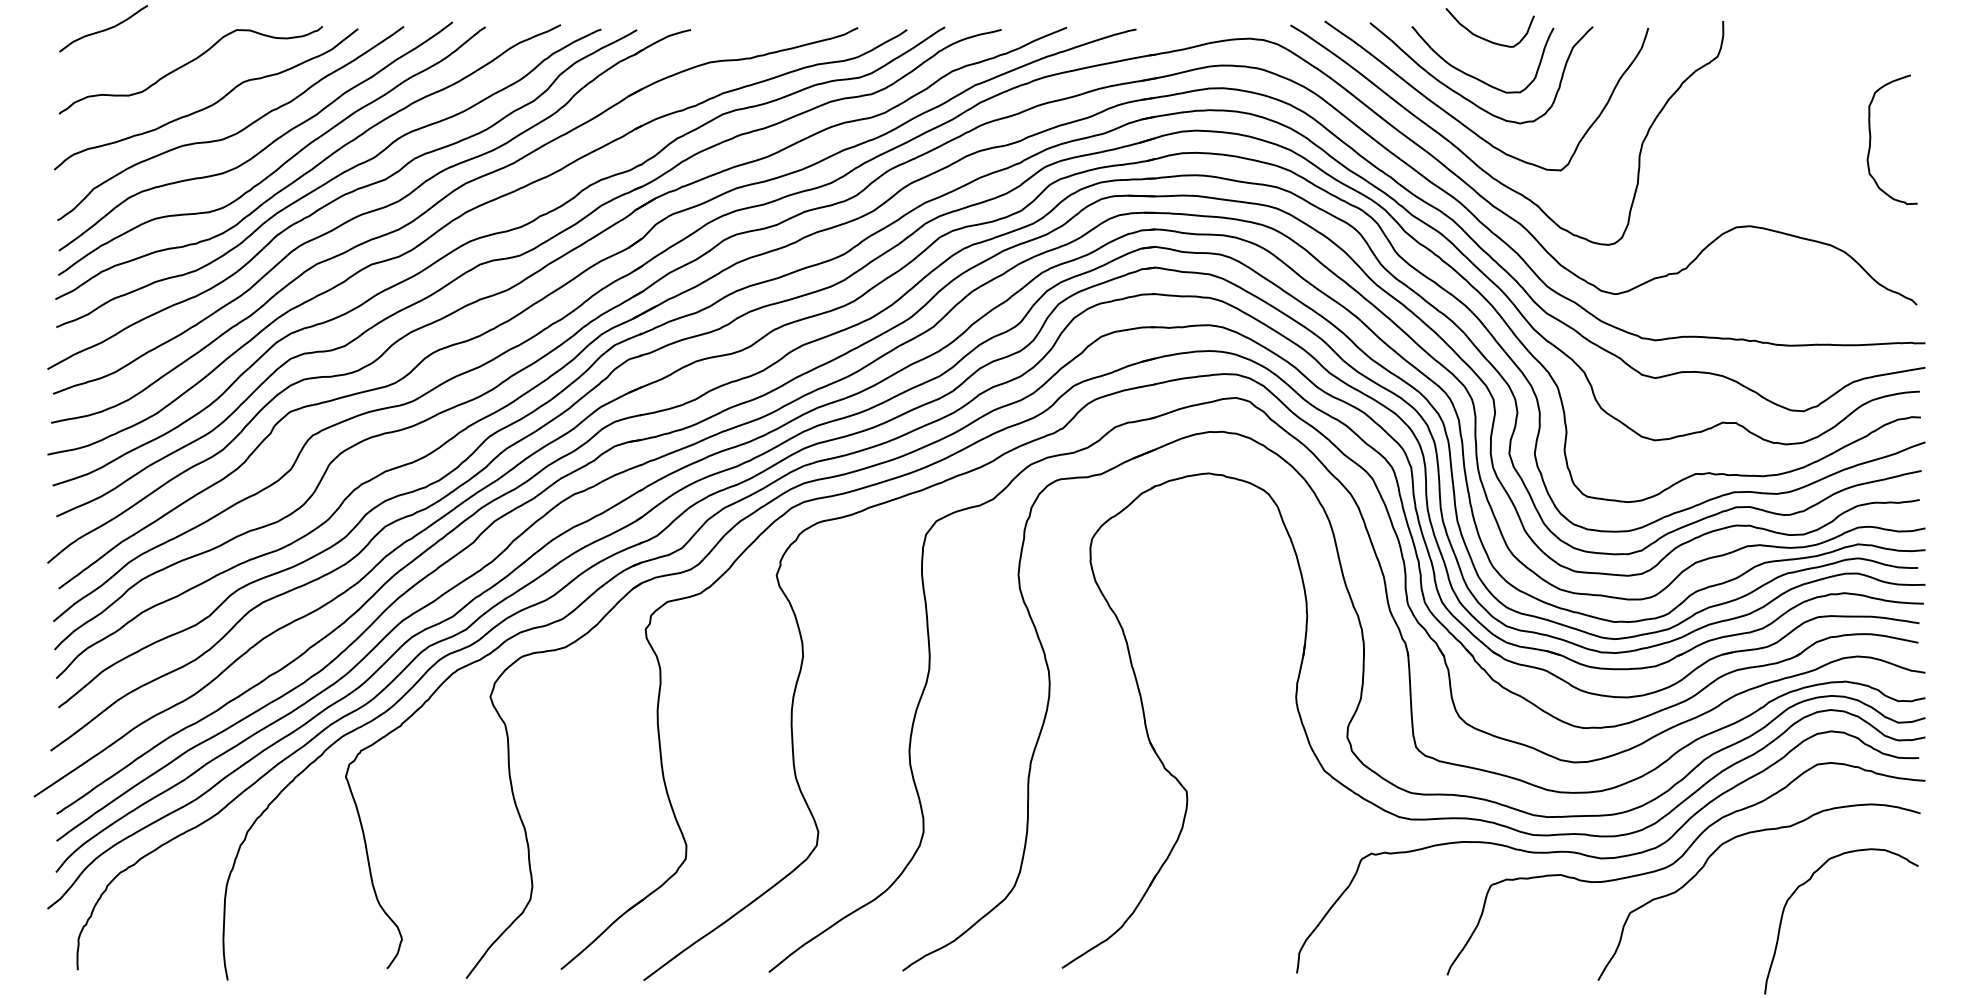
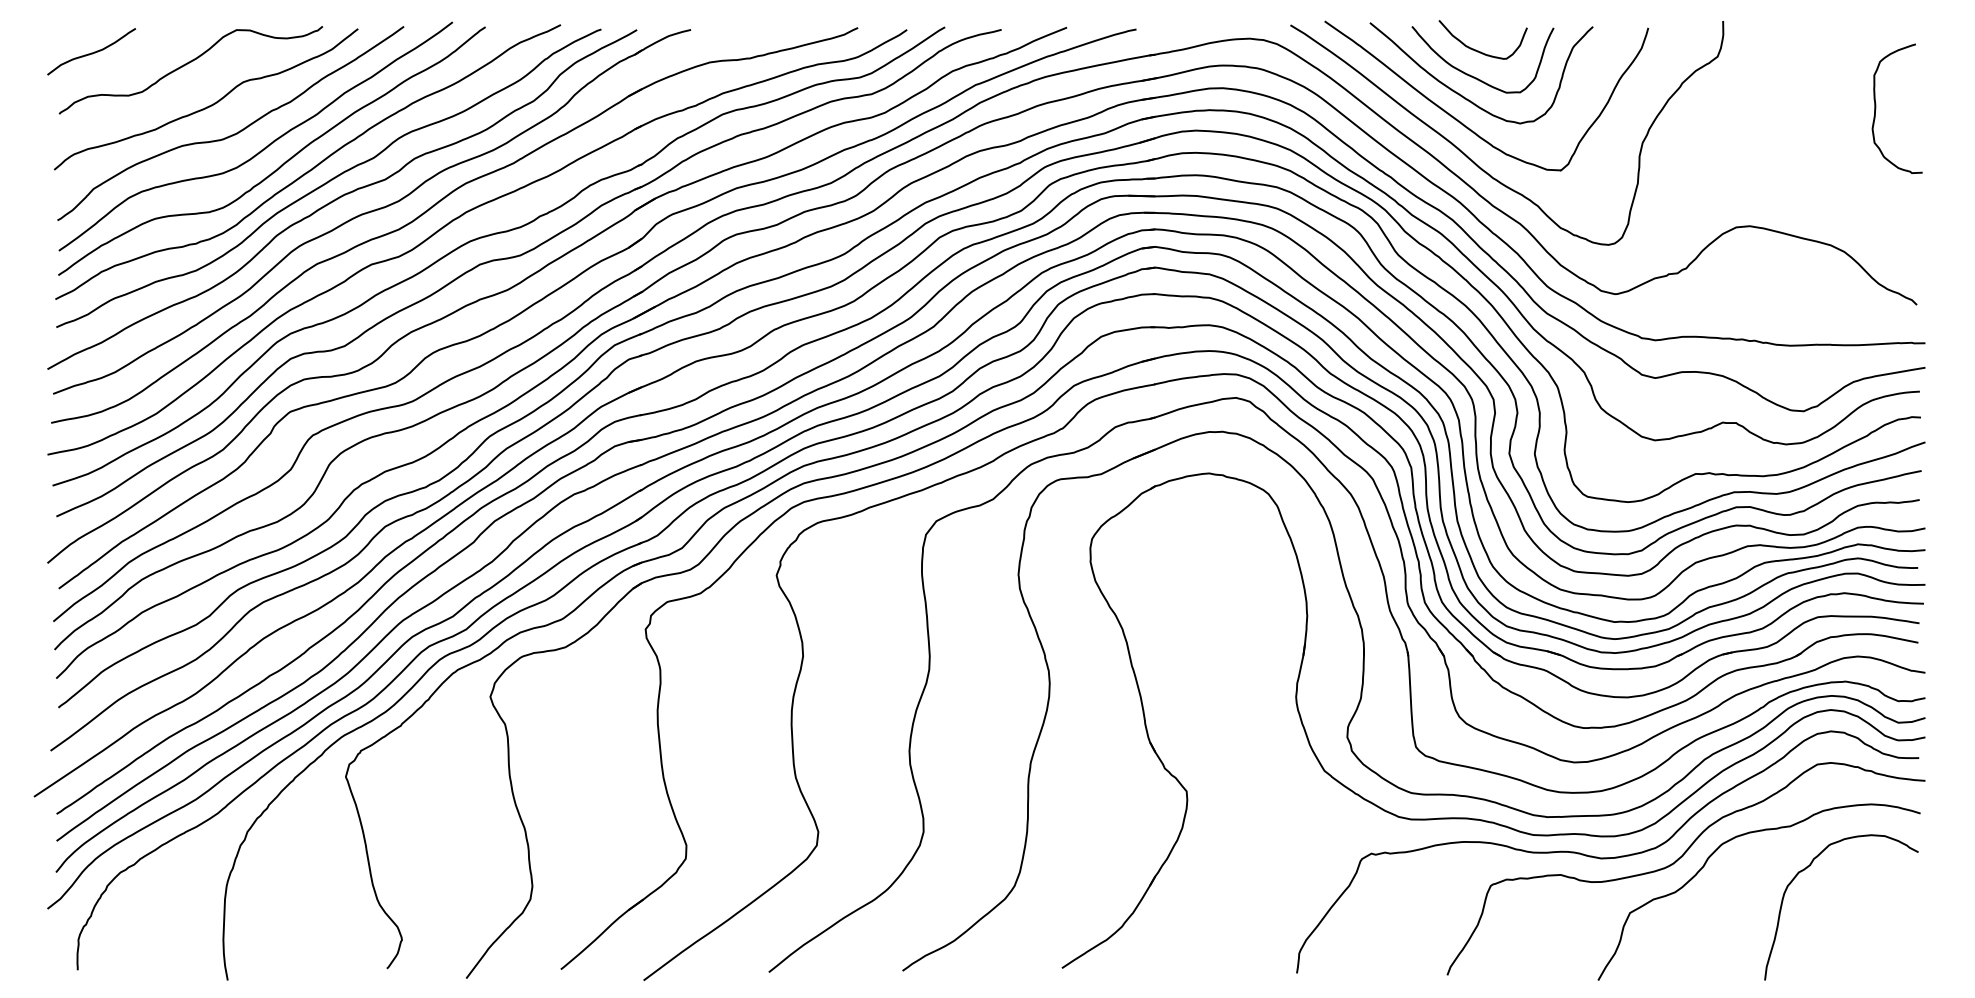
curve position: (103, 29) -> (91, 52) (91, 52)
curve position: (1483, 37) -> (1476, 49) (1476, 49)
curve position: (1871, 139) -> (1876, 108) (1876, 108)
curve position: (1810, 880) -> (1810, 866) (1810, 866)
